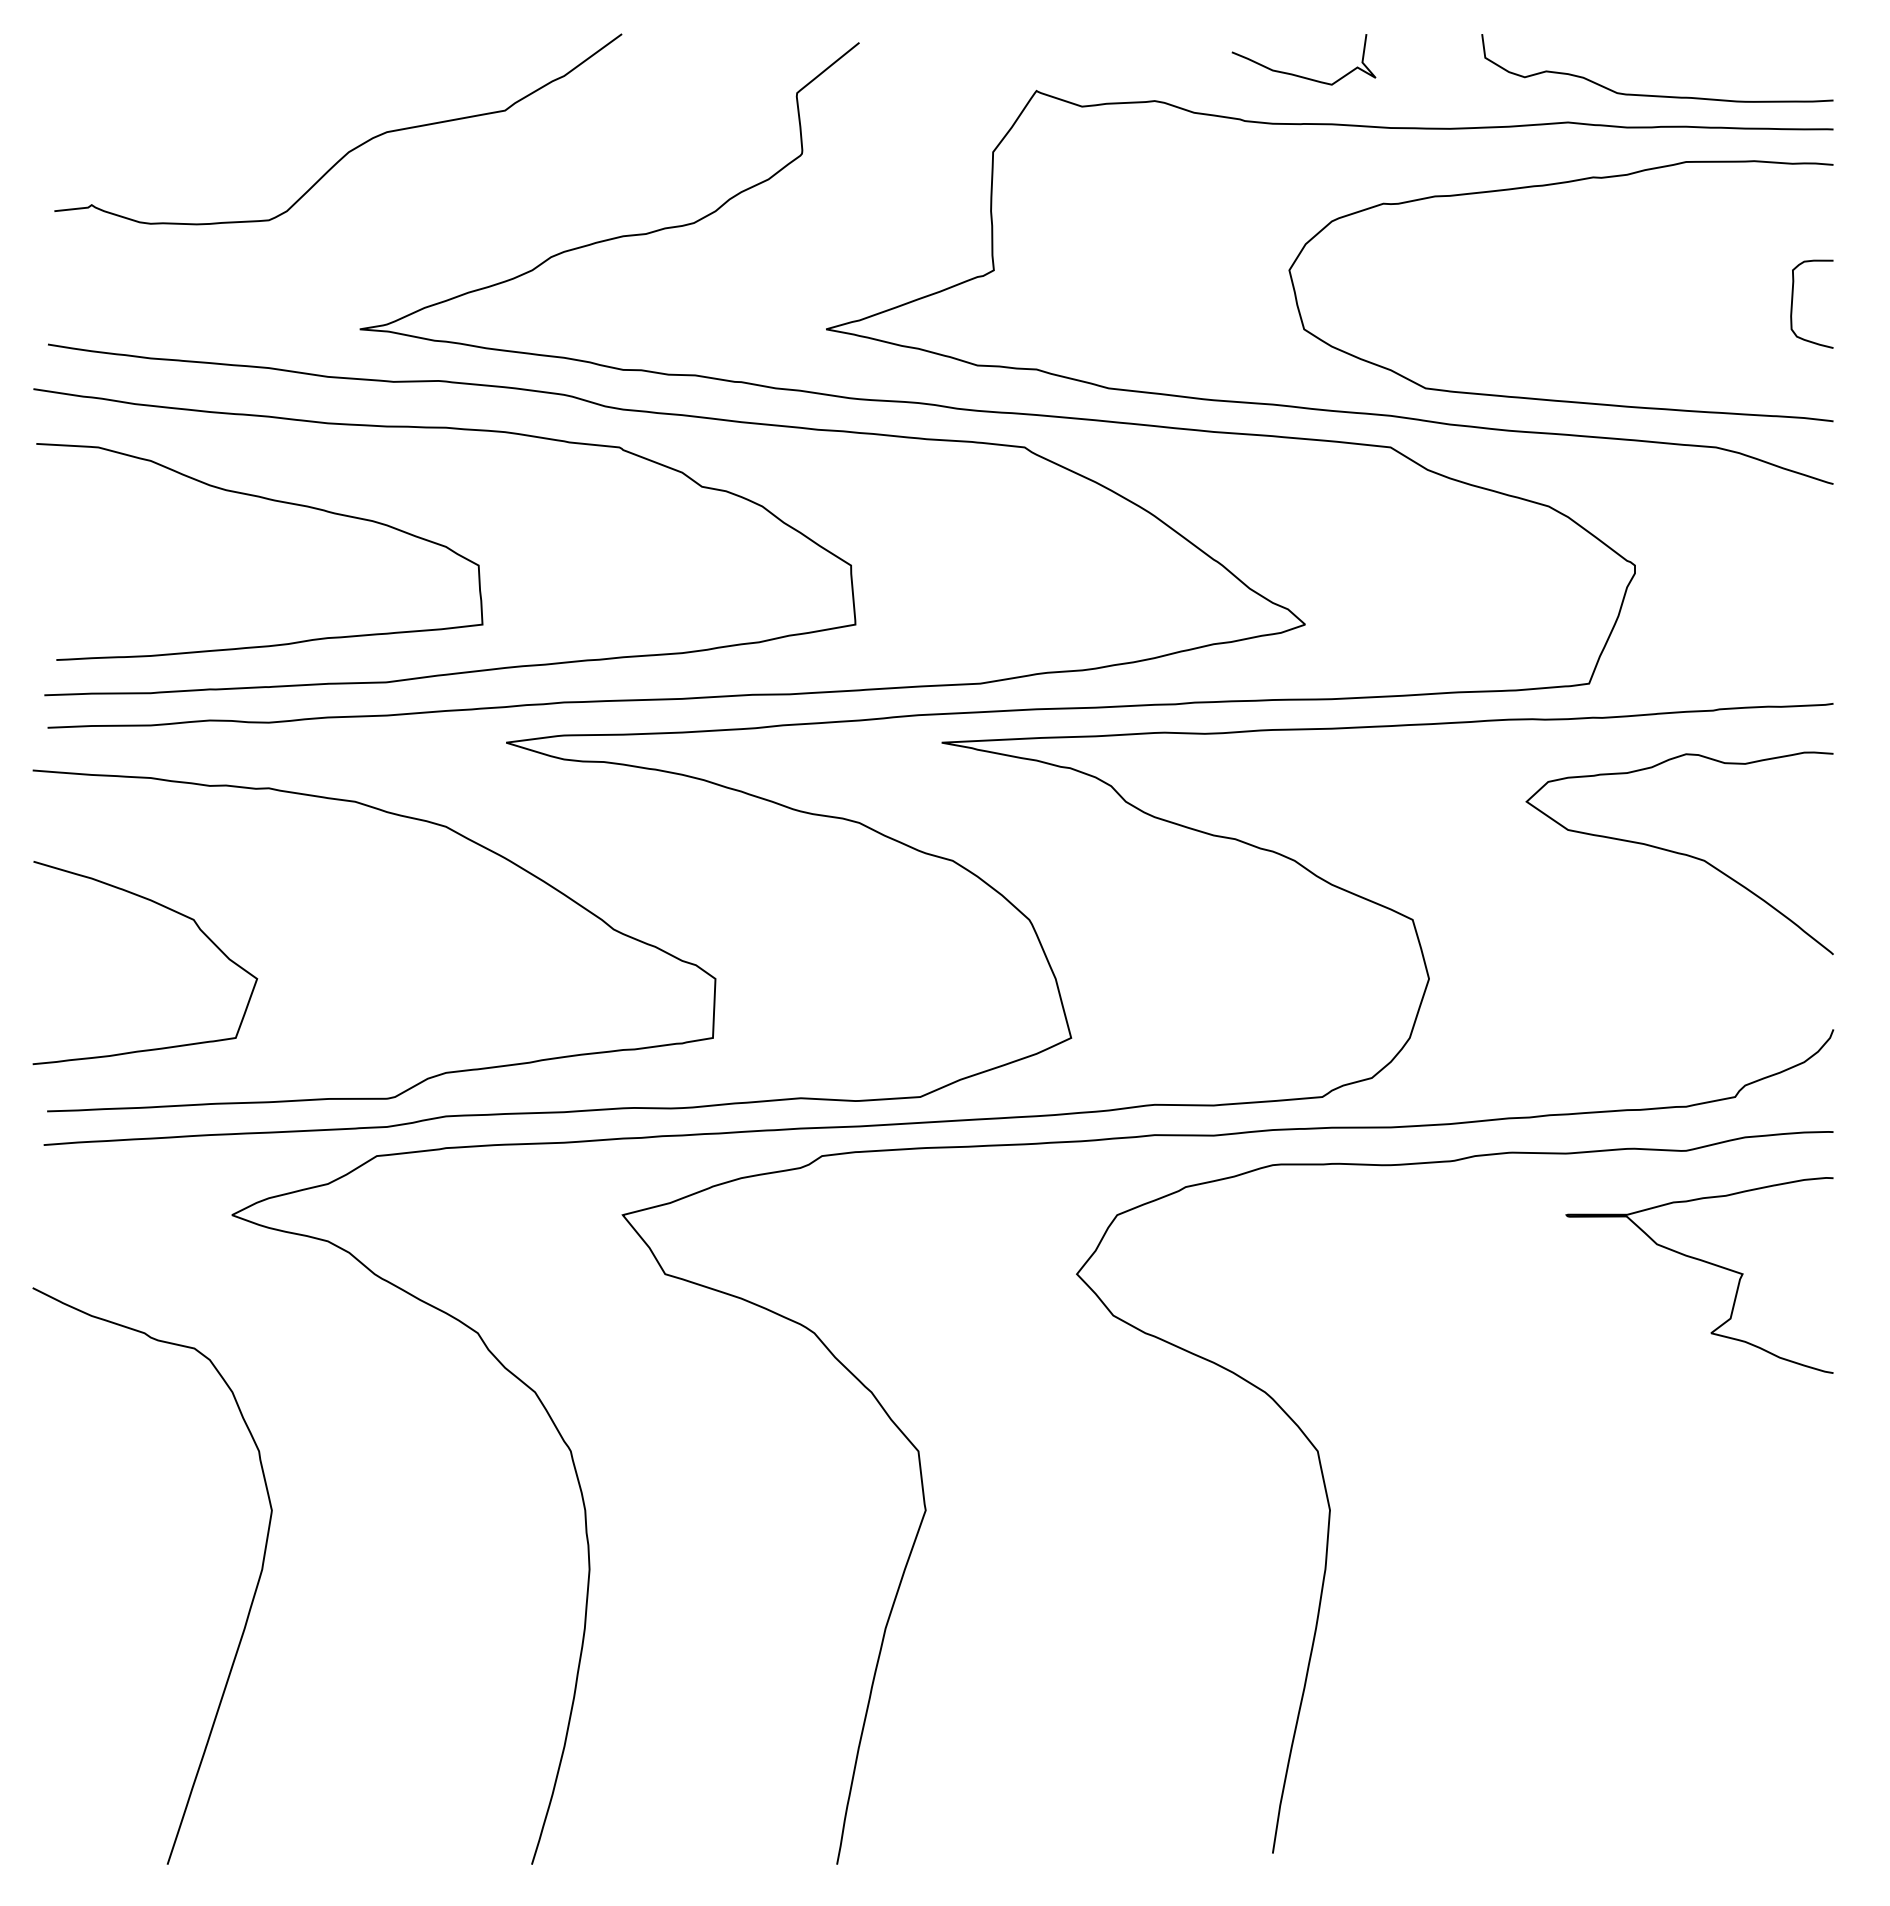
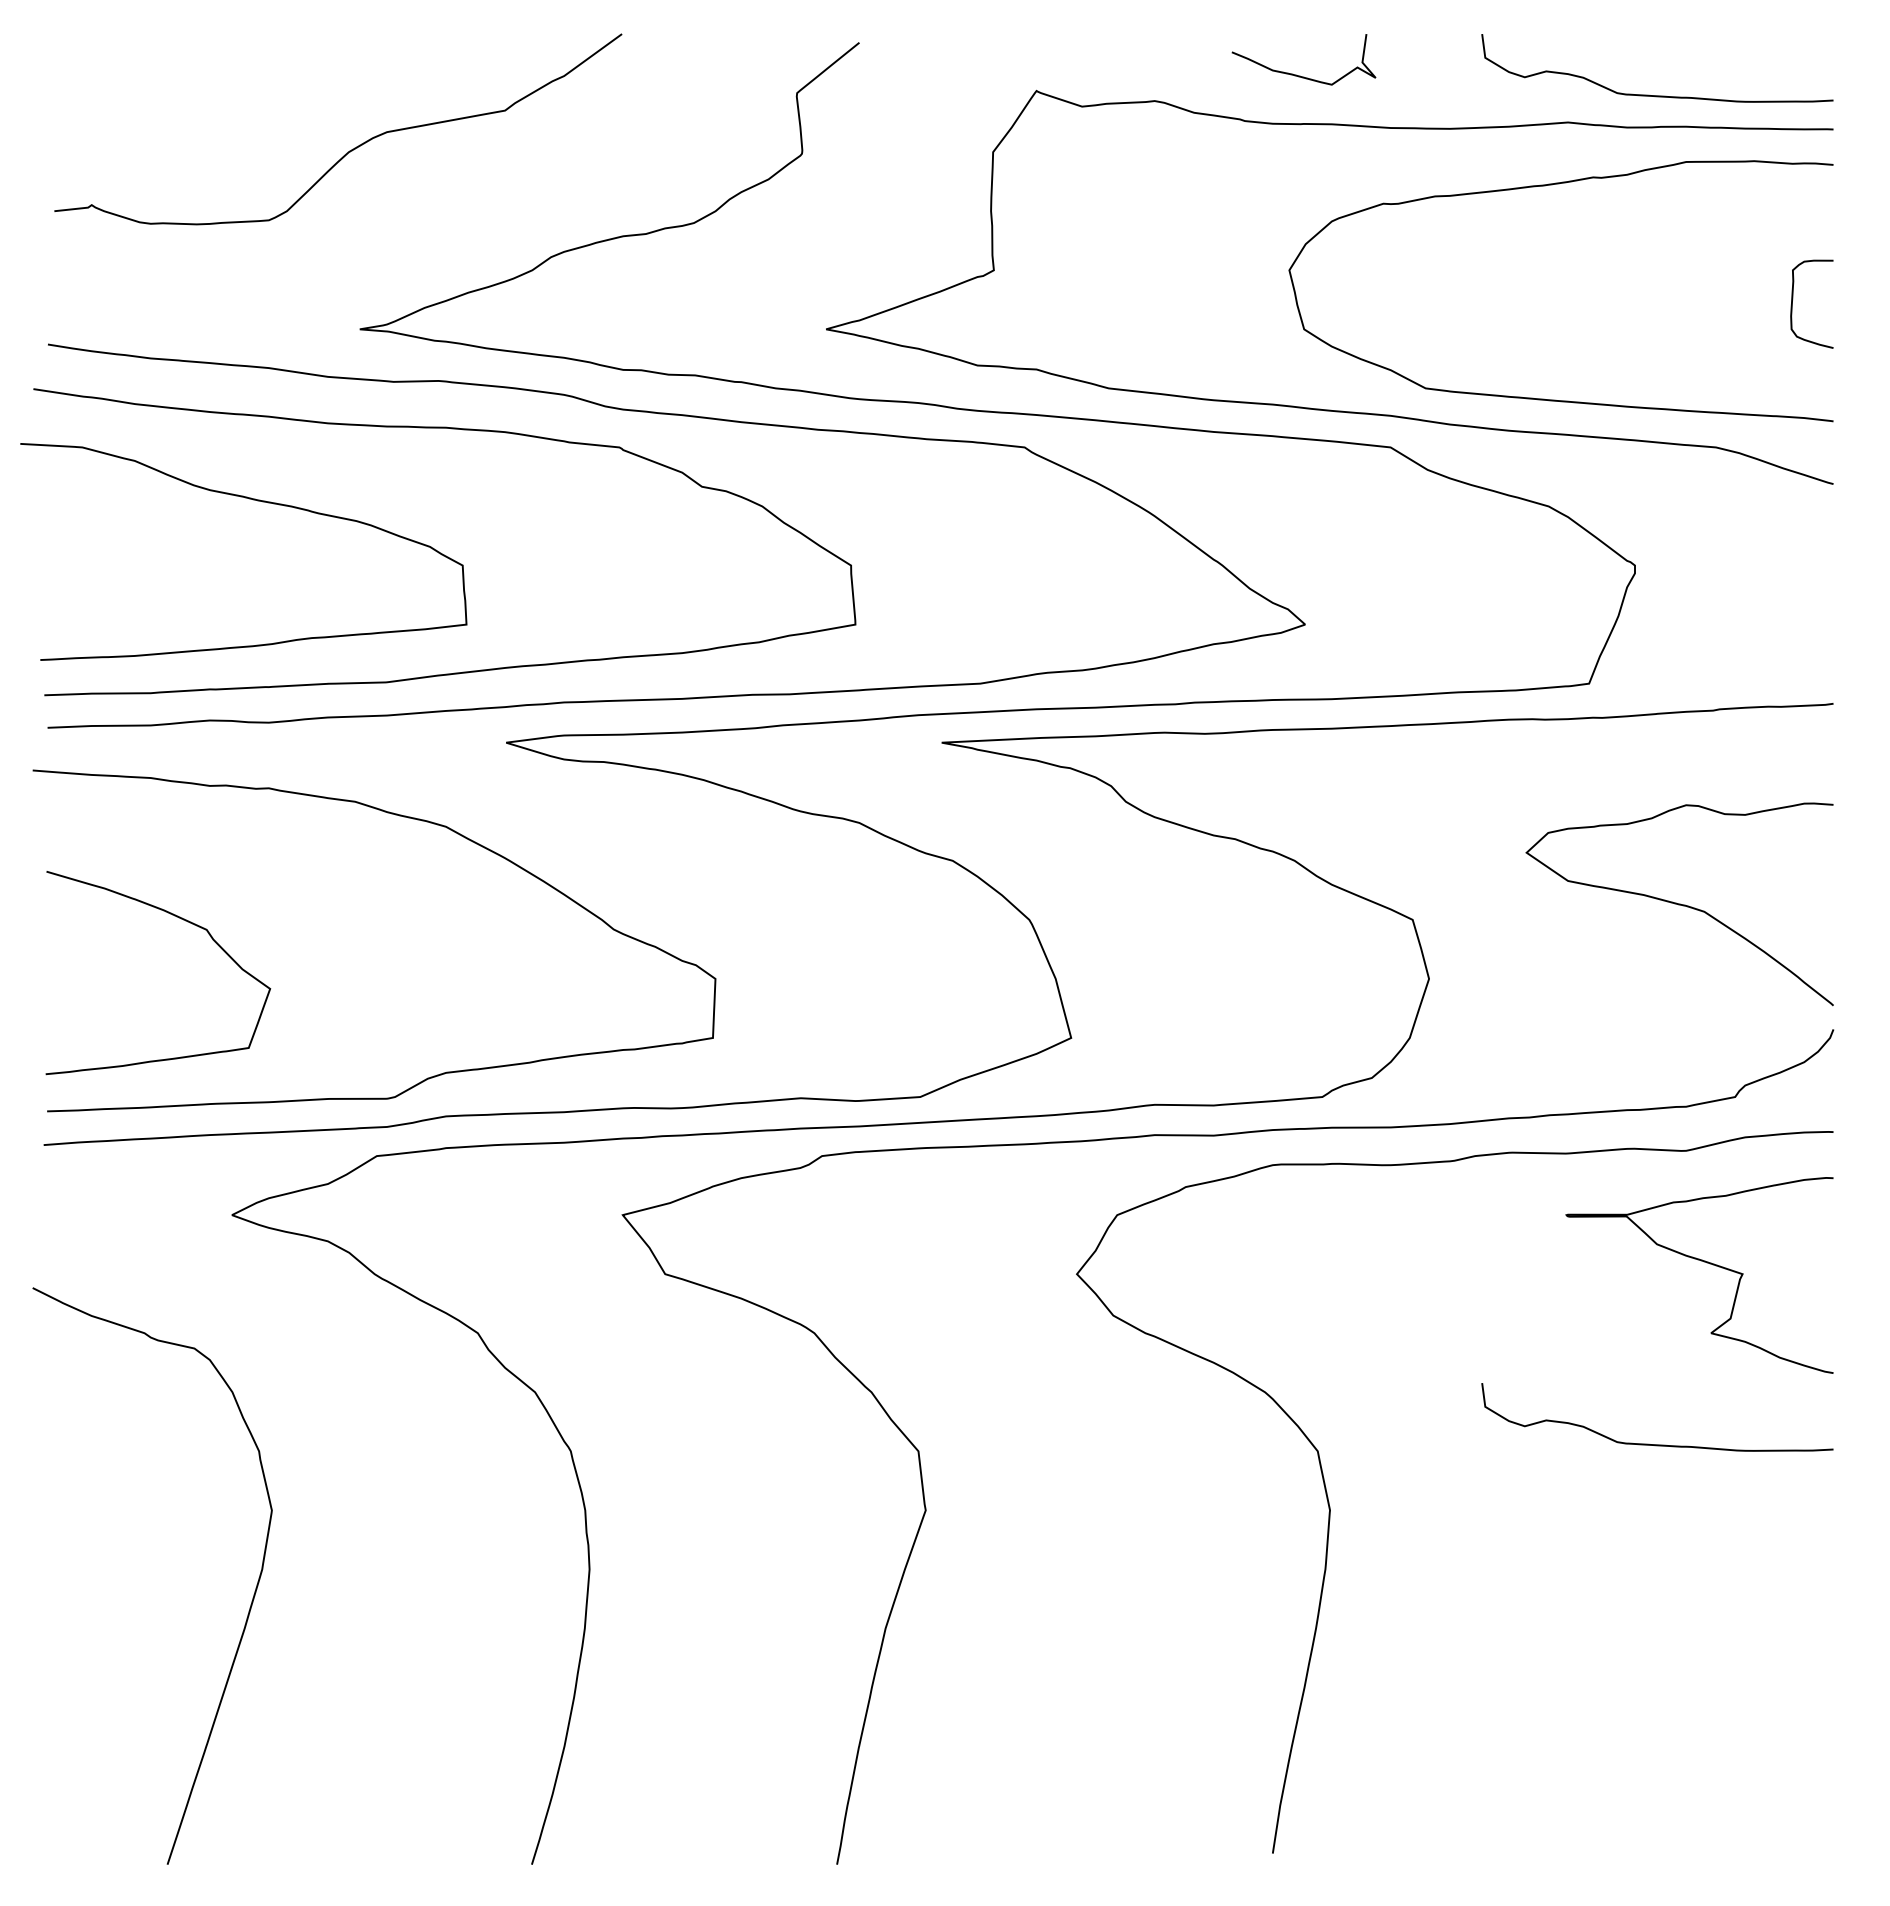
curve position: (273, 501) -> (257, 501) (257, 501)
curve position: (1679, 853) -> (1679, 904) (1679, 904)
curve position: (172, 911) -> (185, 921) (185, 921)
curve: none -> present (1657, 1444)
